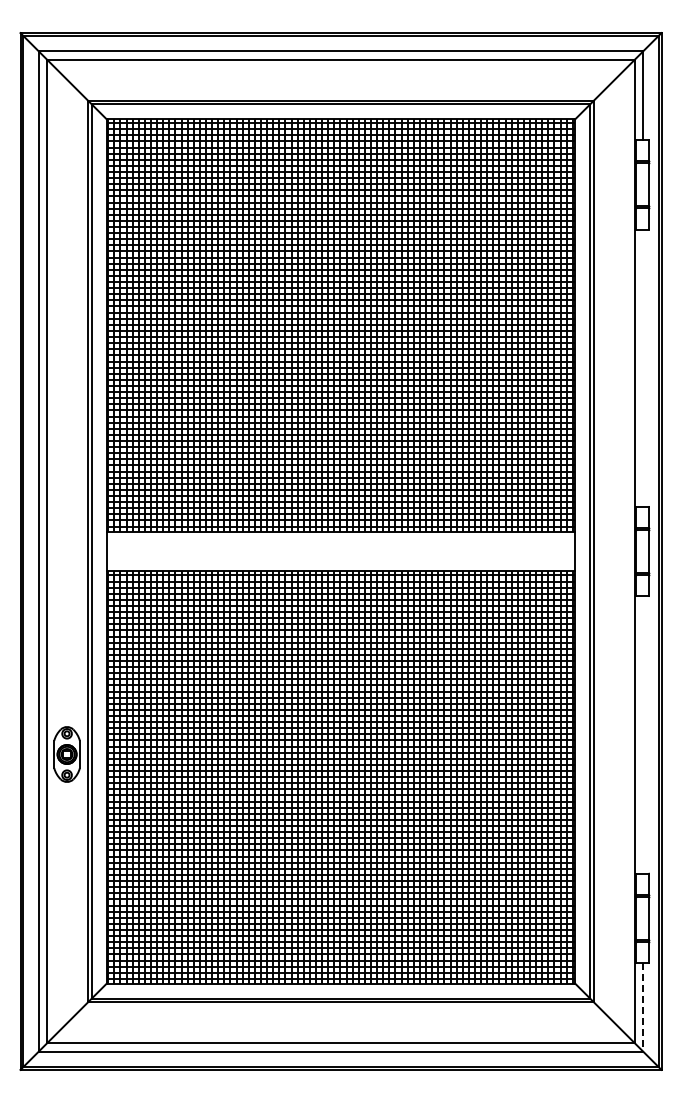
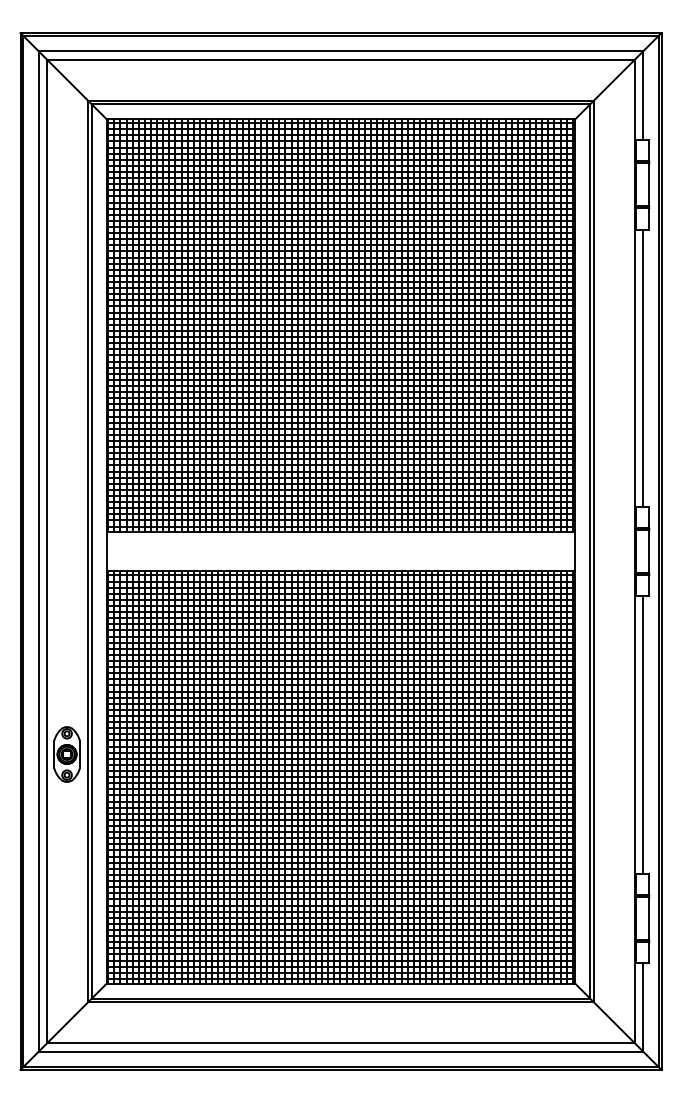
line: none -> present (643, 367)
line: none -> present (643, 734)
line: dashed -> solid (643, 1007)
